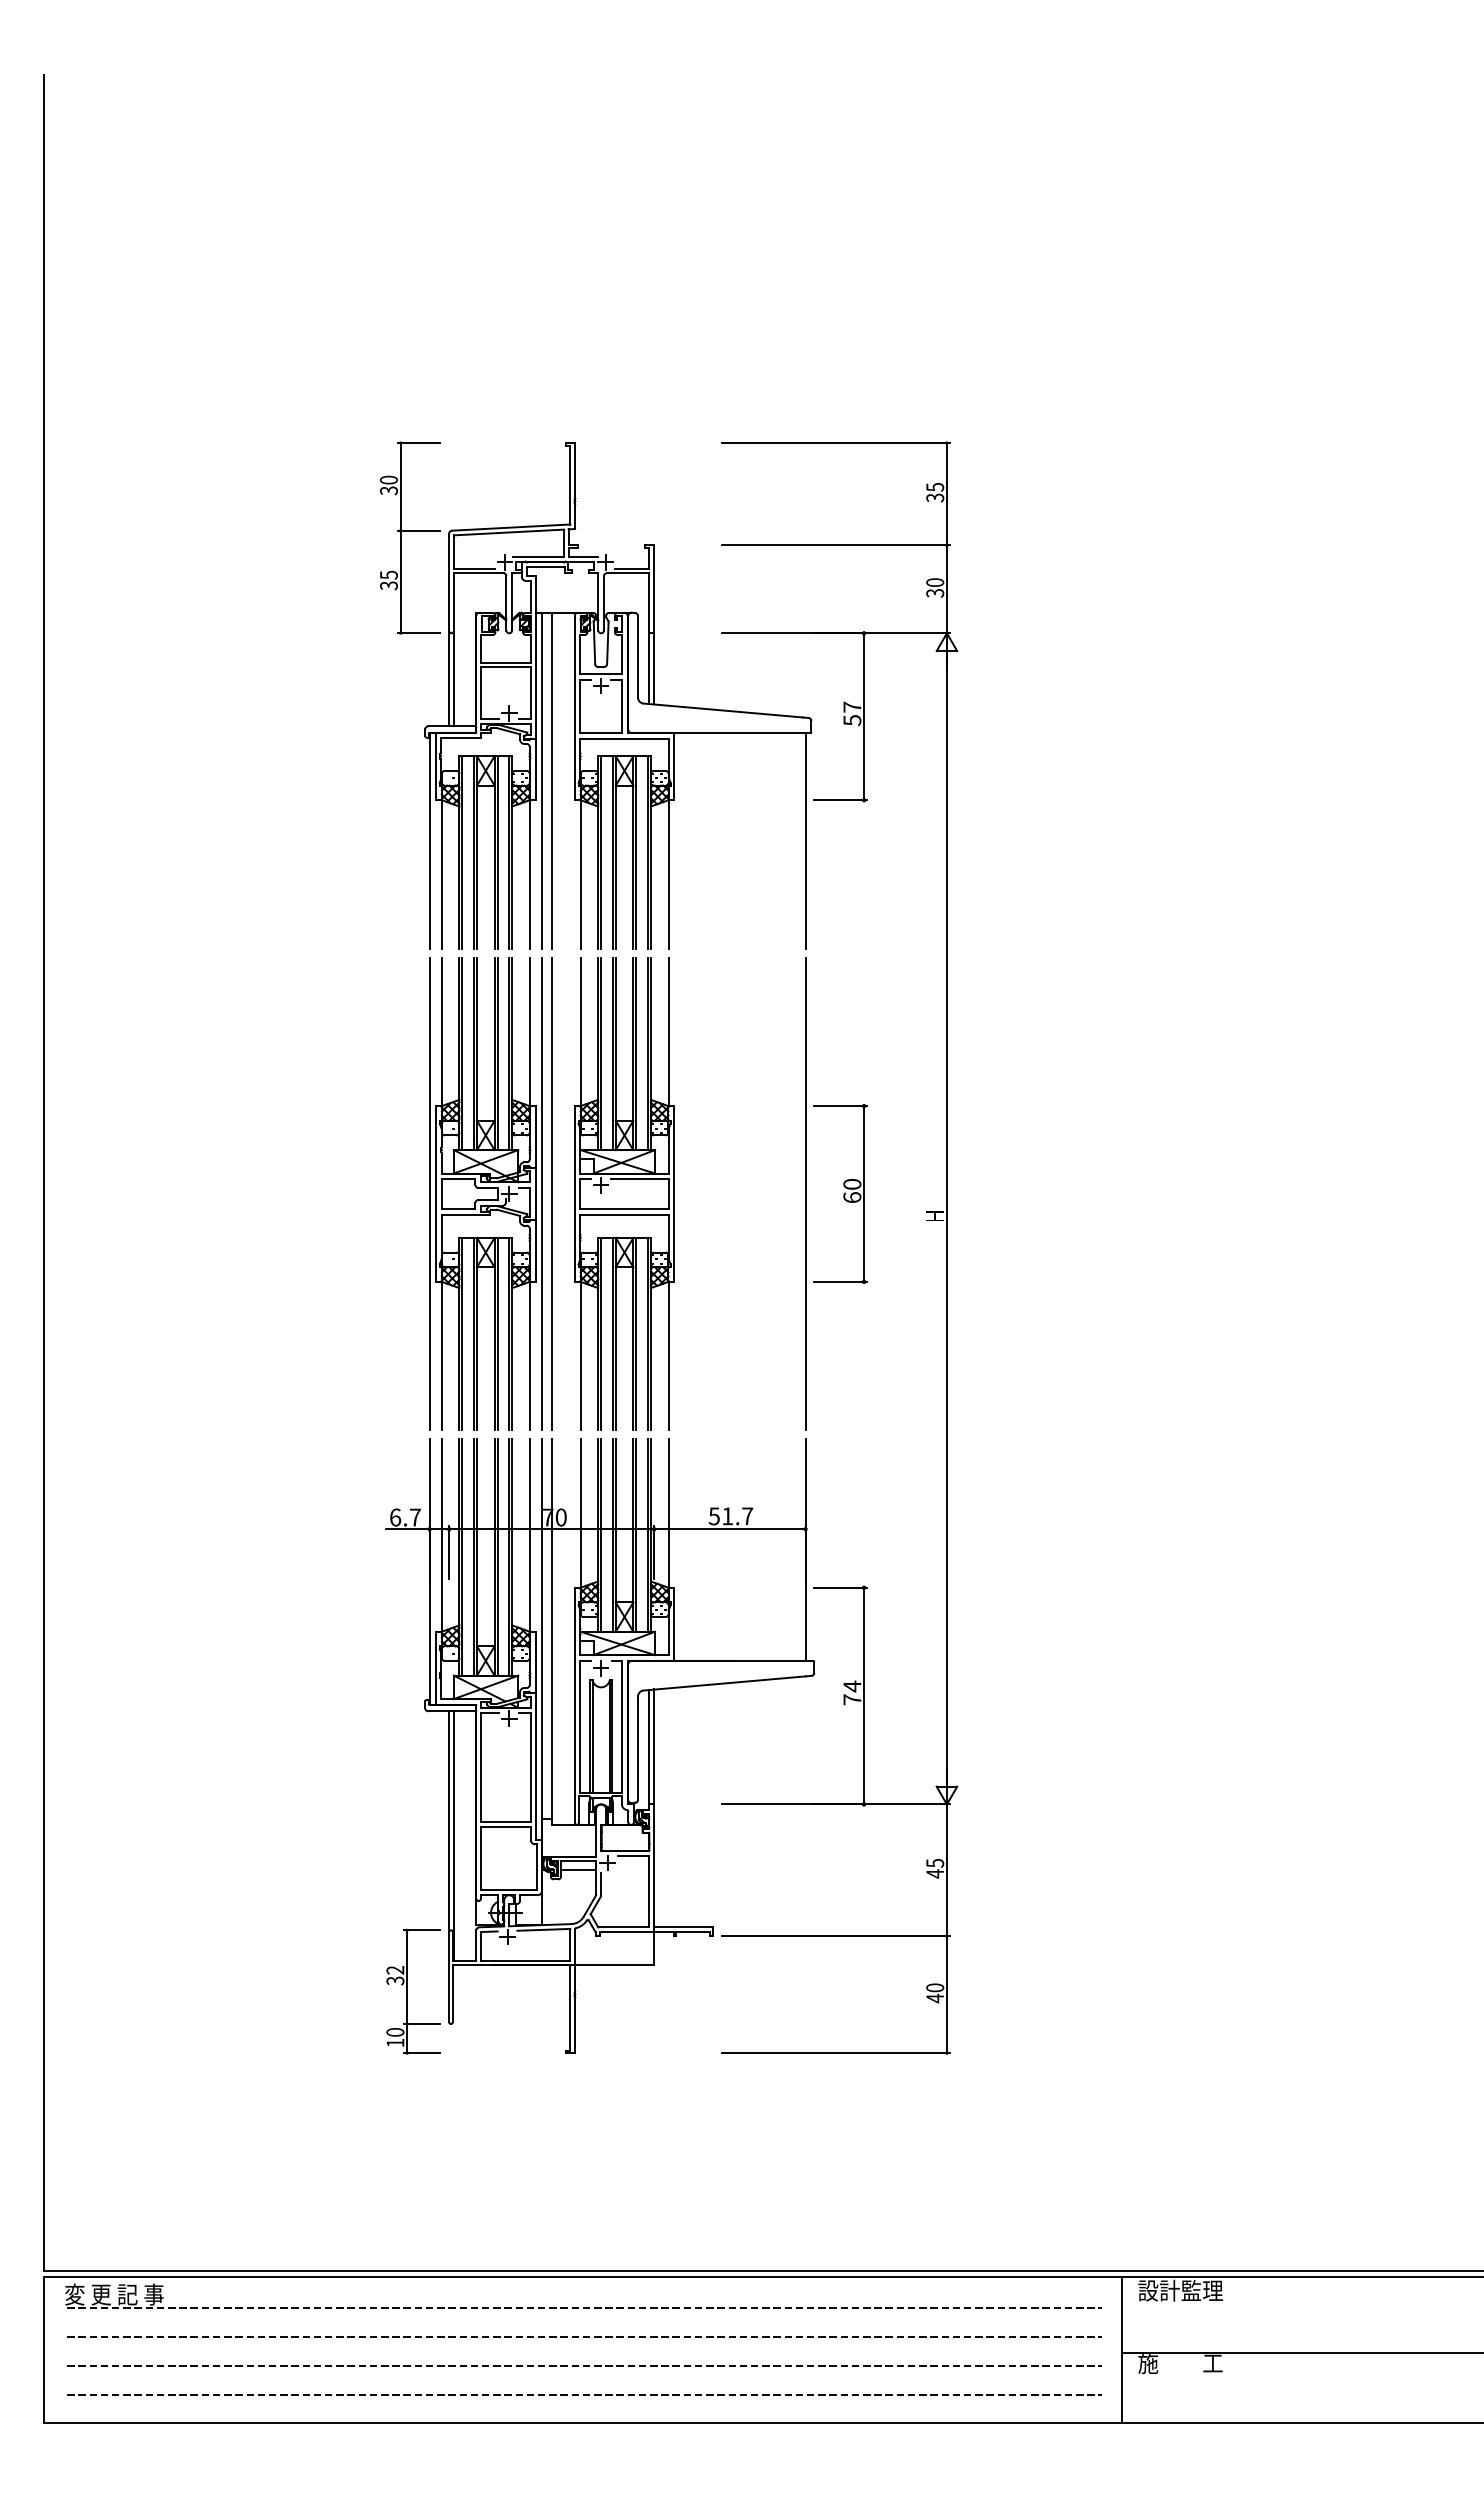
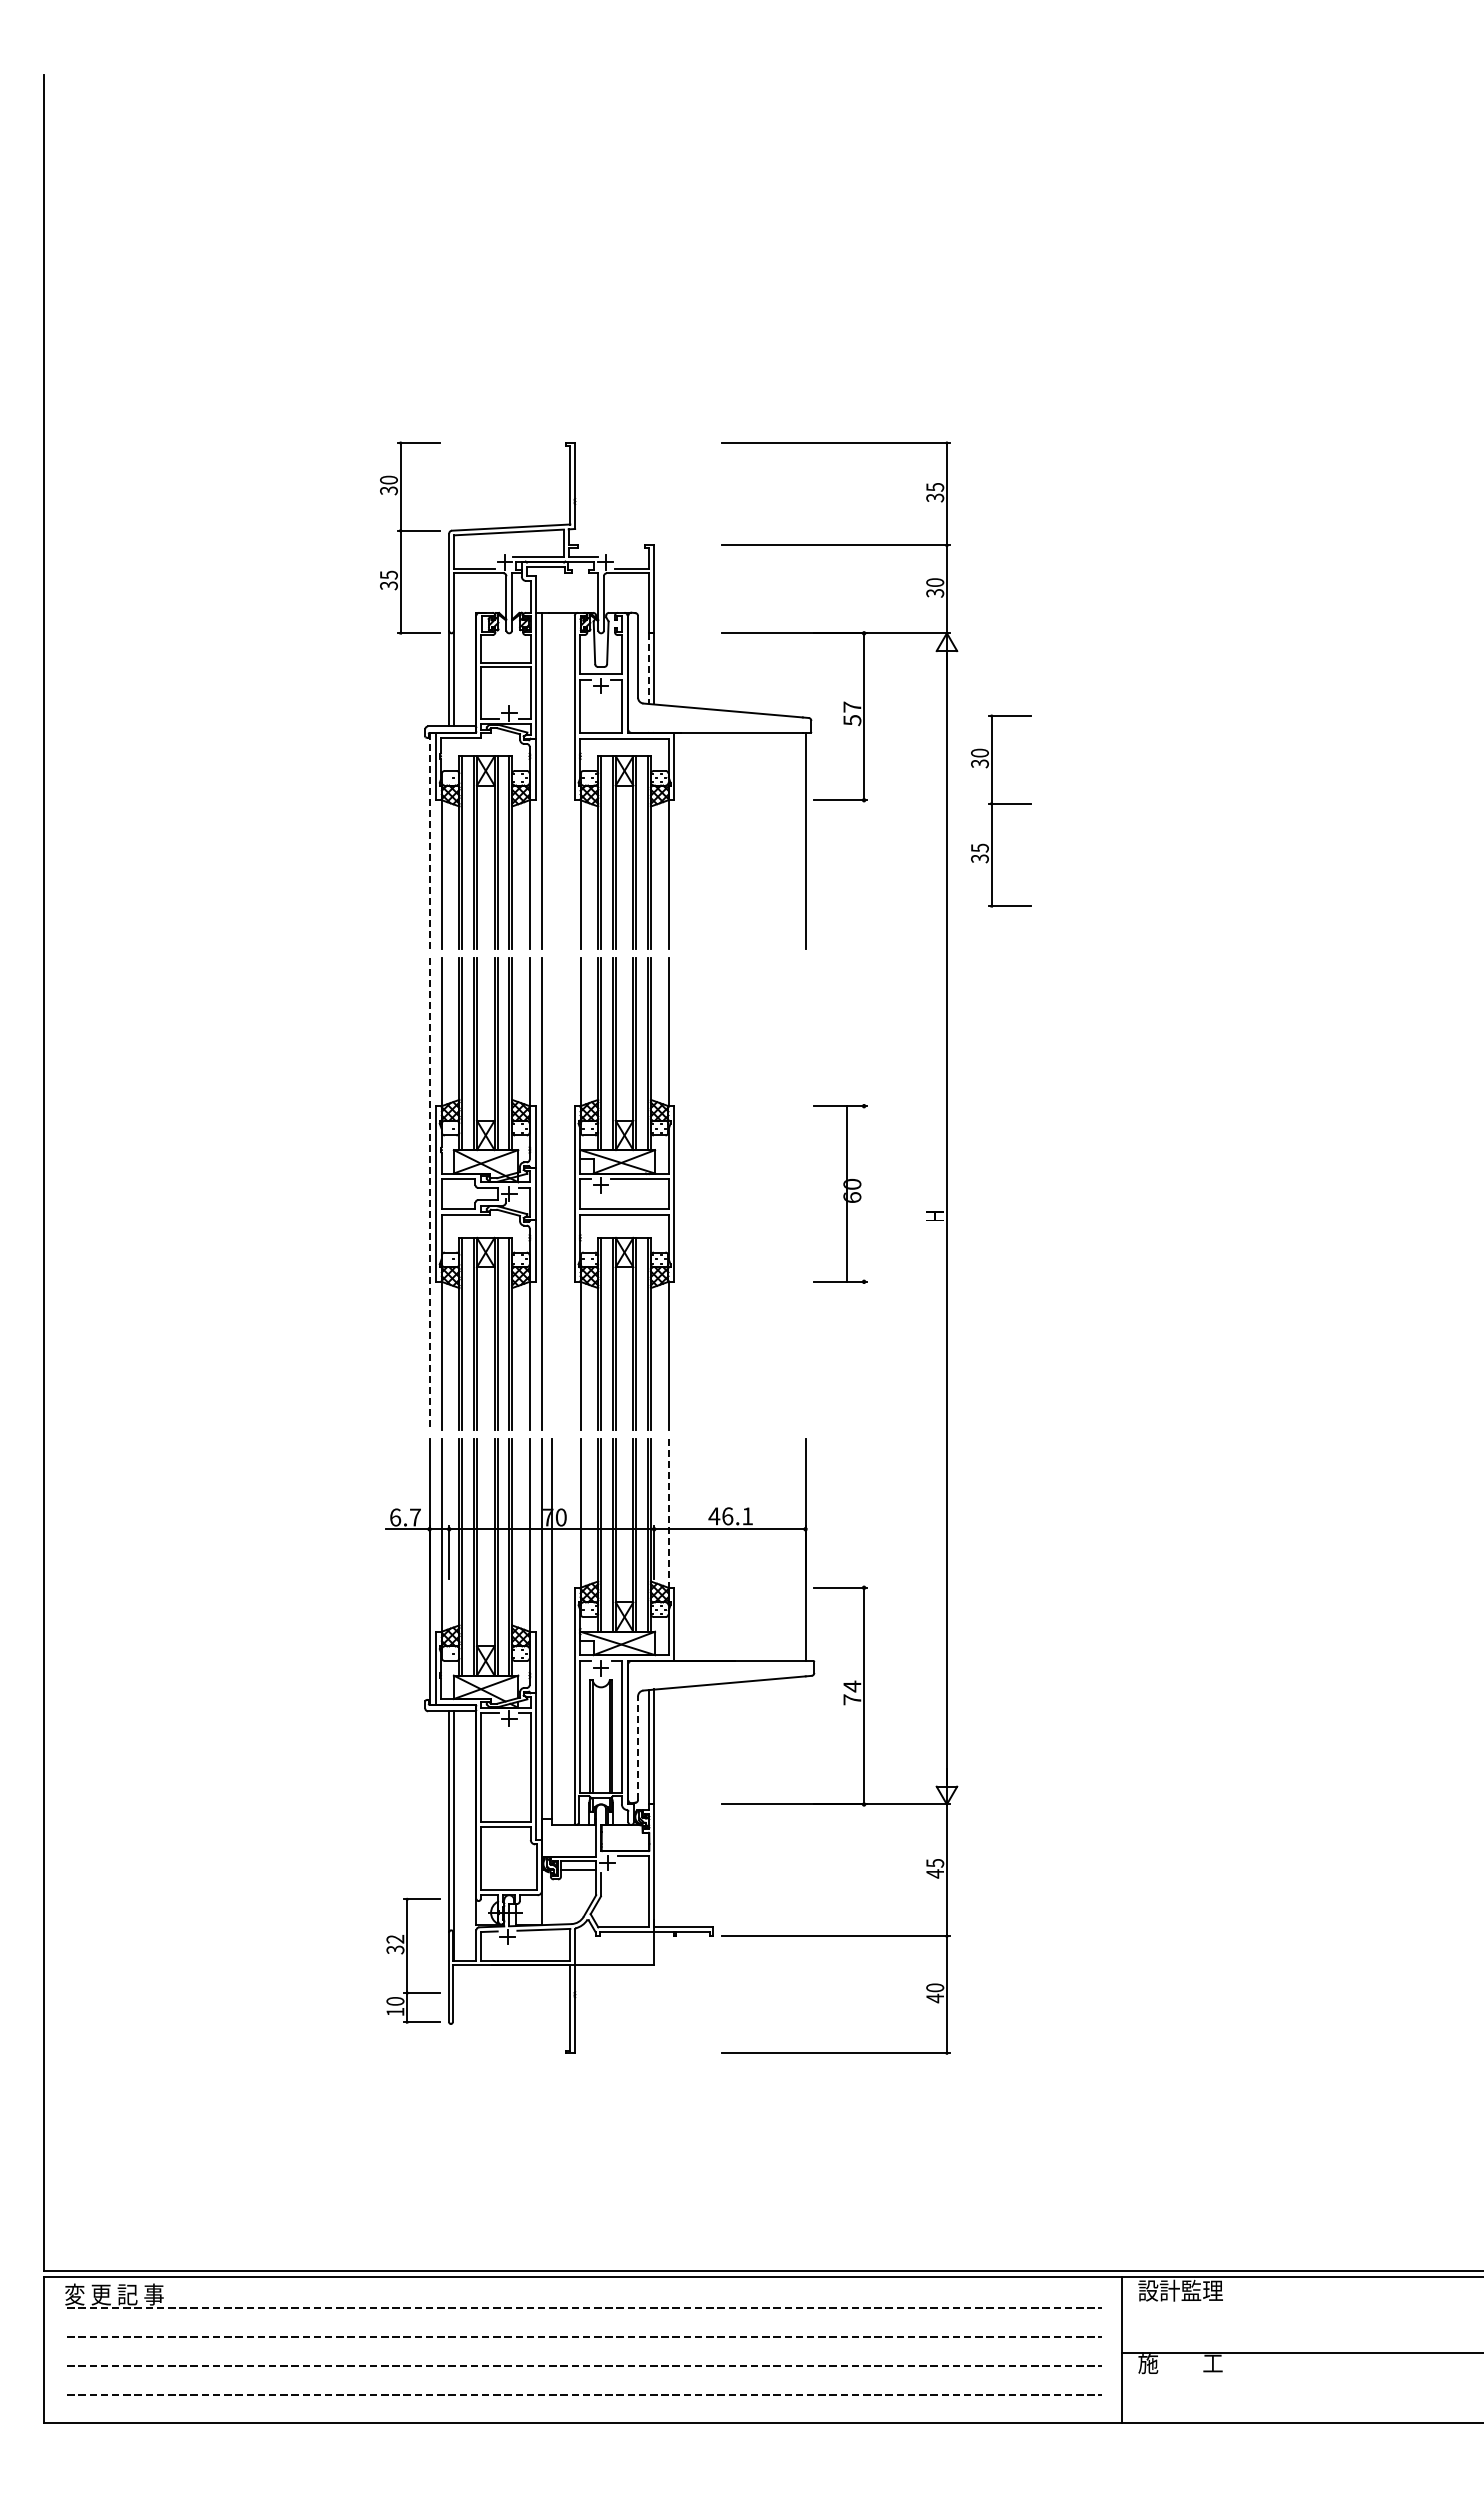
line: solid -> dashed (649, 669)
line: present -> none (552, 780)
part: none -> present (1001, 810)
line: solid -> dashed (429, 840)
line: present -> none (552, 1193)
line: present -> none (805, 1193)
line position: (864, 1193) -> (847, 1193) (847, 1193)
line: solid -> dashed (429, 1194)
line: solid -> dashed (668, 1514)
text: 51.7 -> 46.1 (730, 1516)
line: solid -> dashed (638, 1748)
part position: (413, 1991) -> (413, 1960) (413, 1960)
